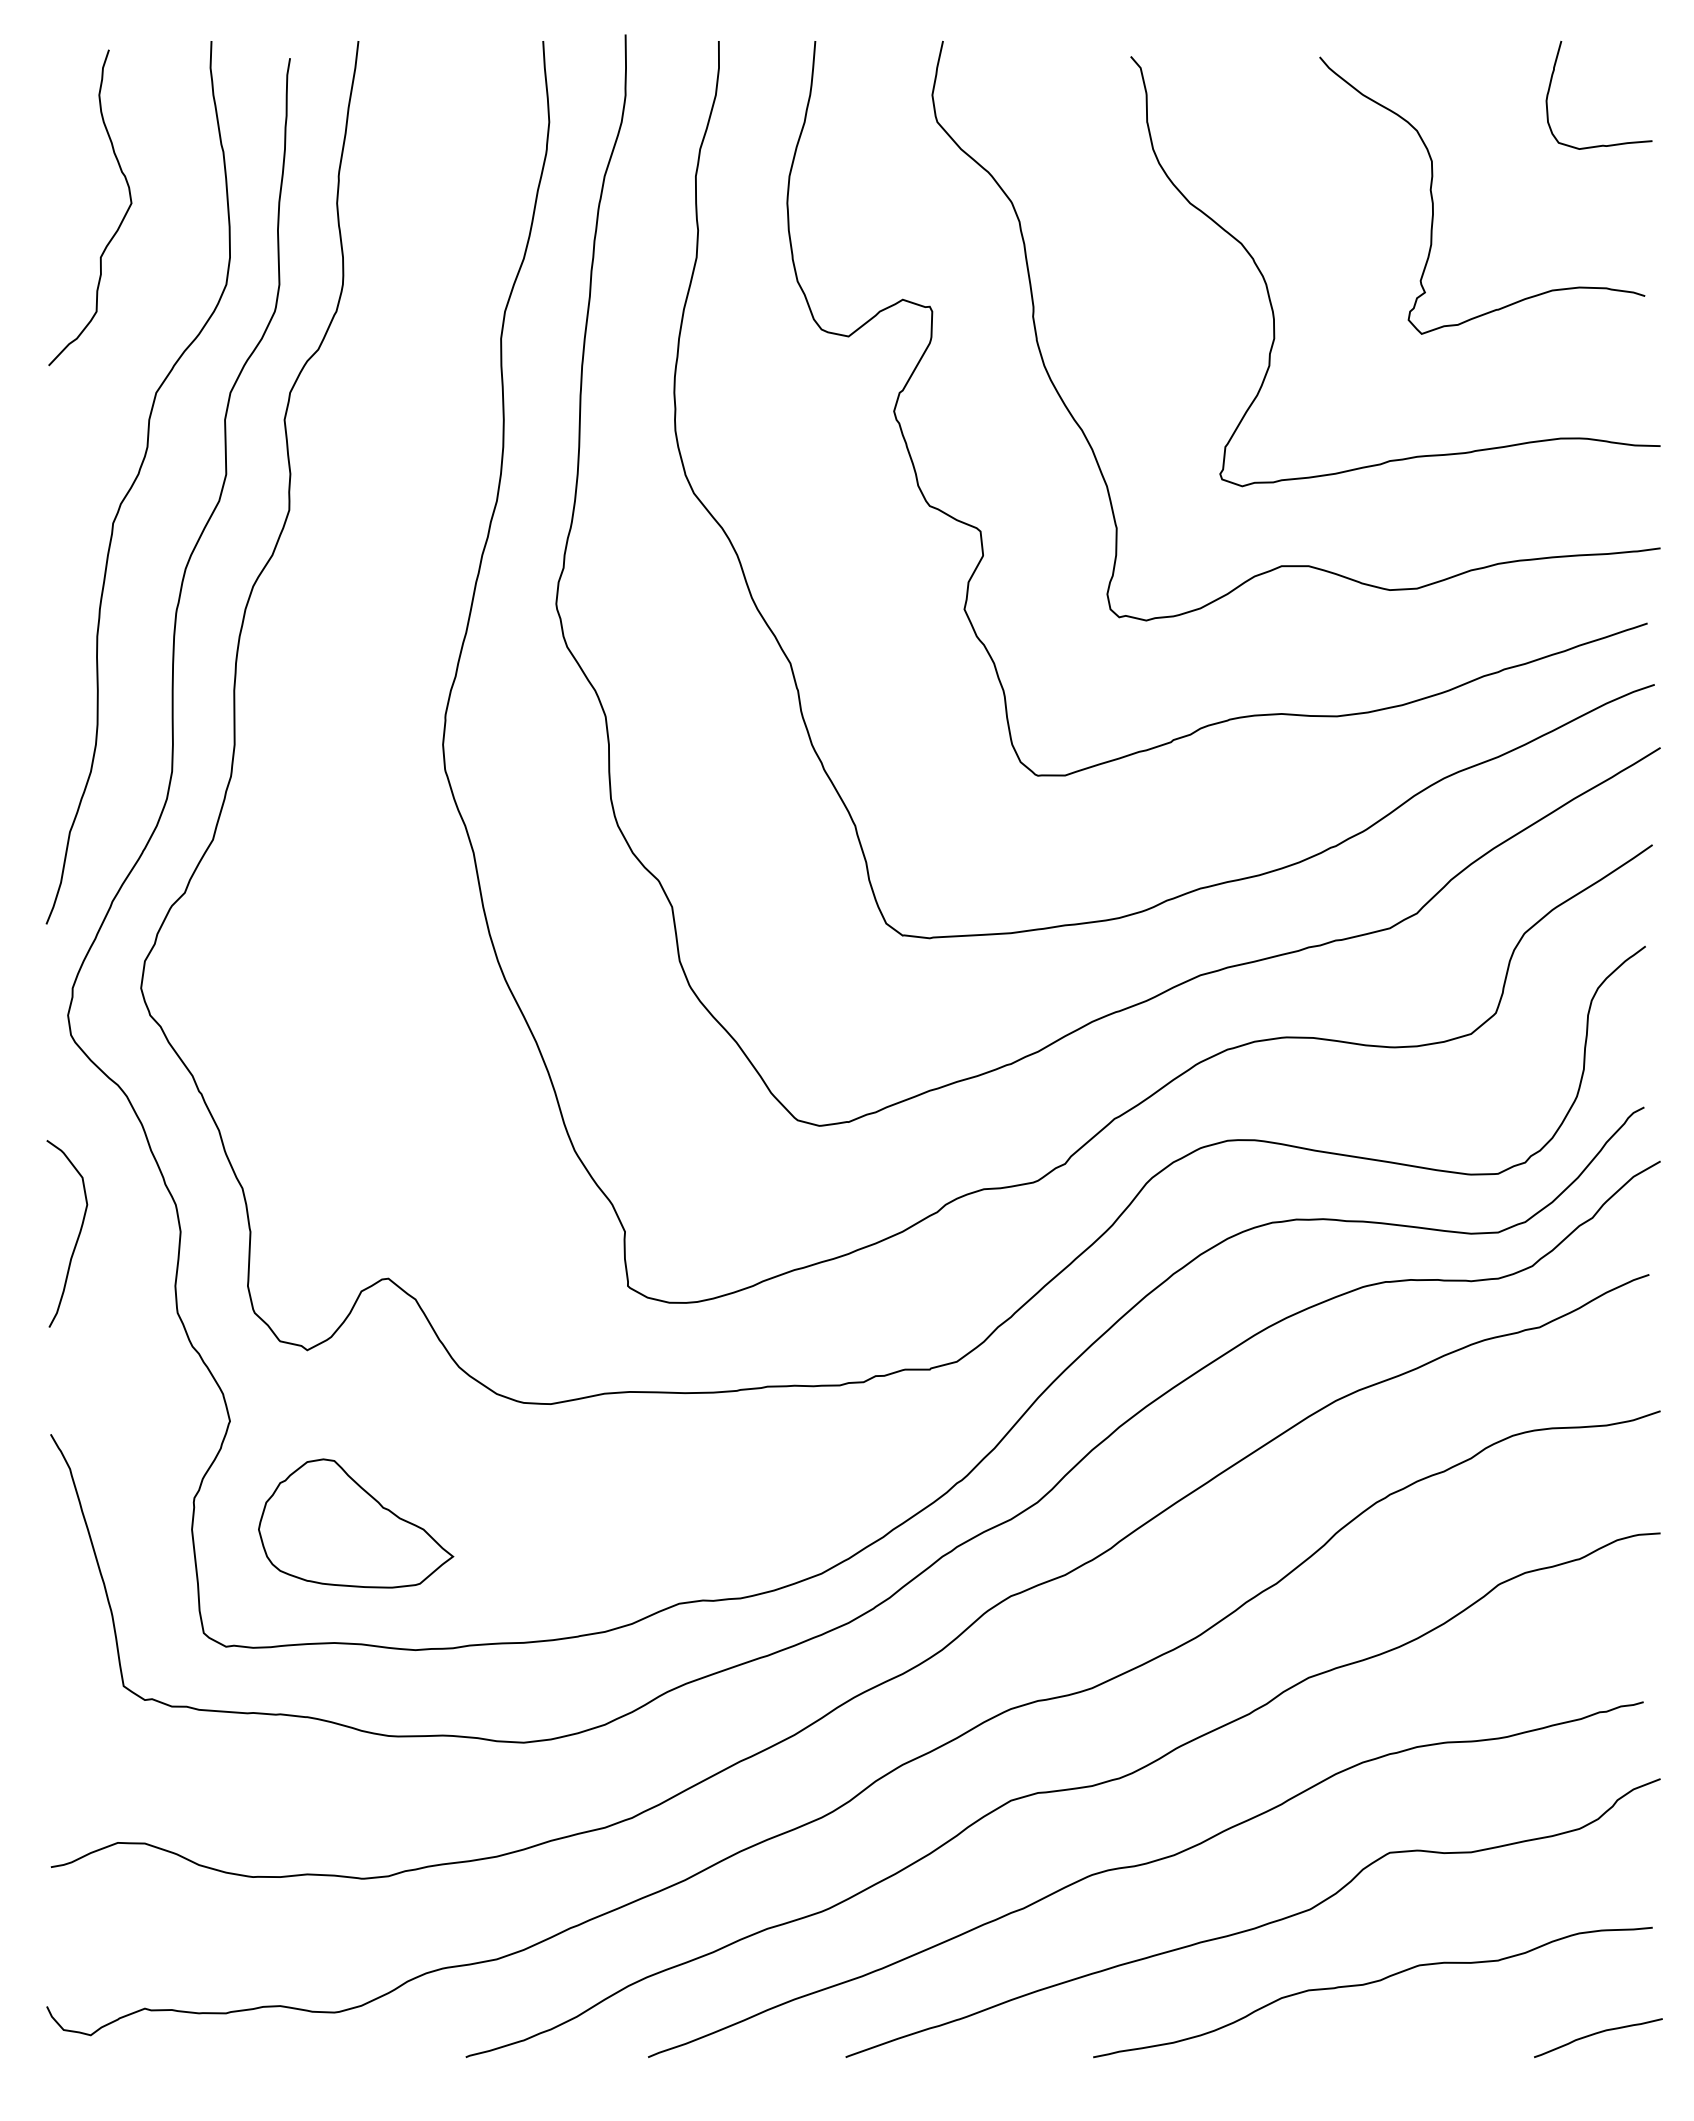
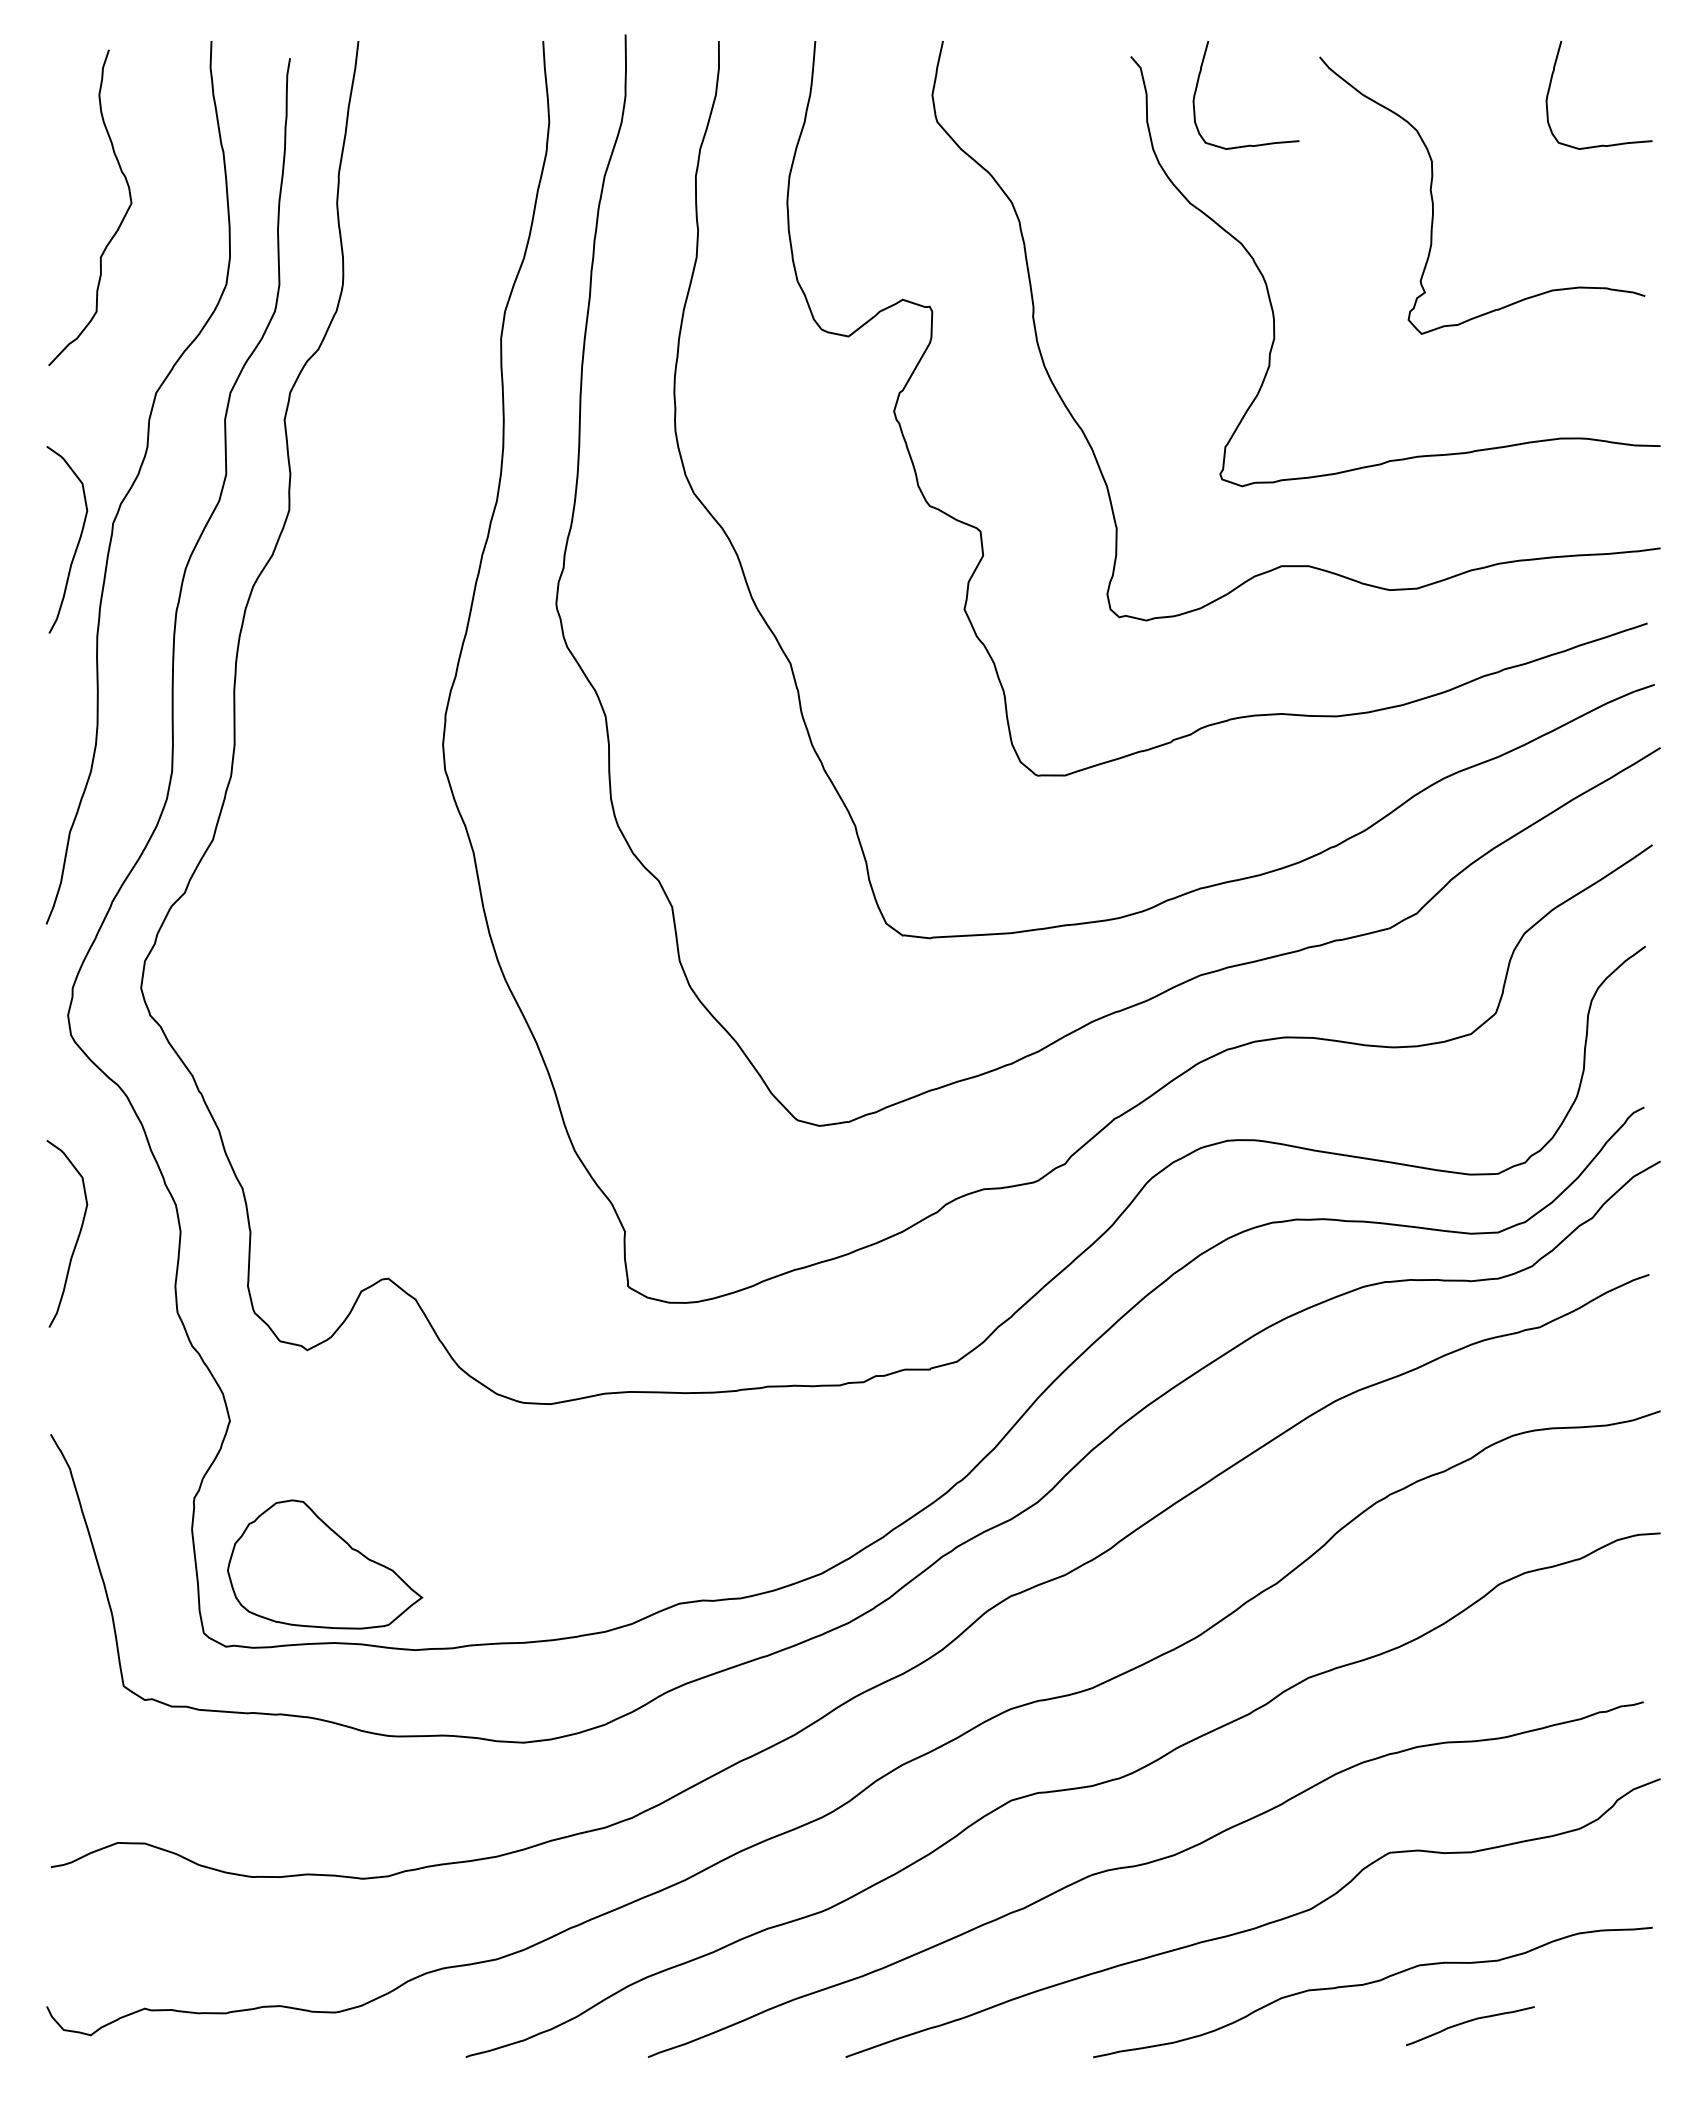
curve: none -> present (1198, 83)
curve: none -> present (77, 542)
part position: (356, 1523) -> (325, 1564) (325, 1564)
curve position: (1596, 2034) -> (1468, 2022) (1468, 2022)
